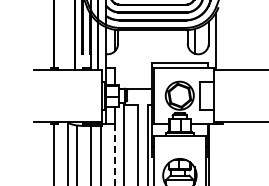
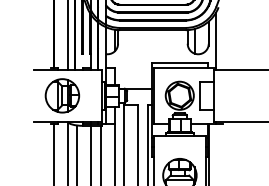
line: none -> present (68, 36)
part: none -> present (62, 95)
line: dashed -> solid (114, 154)
